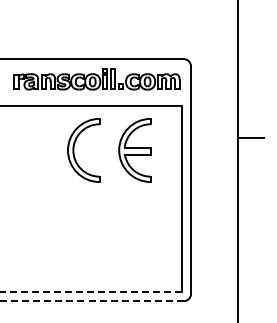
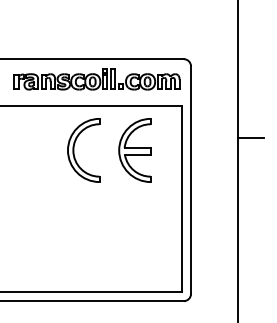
line: dashed -> solid (91, 292)
line: dashed -> solid (91, 301)
